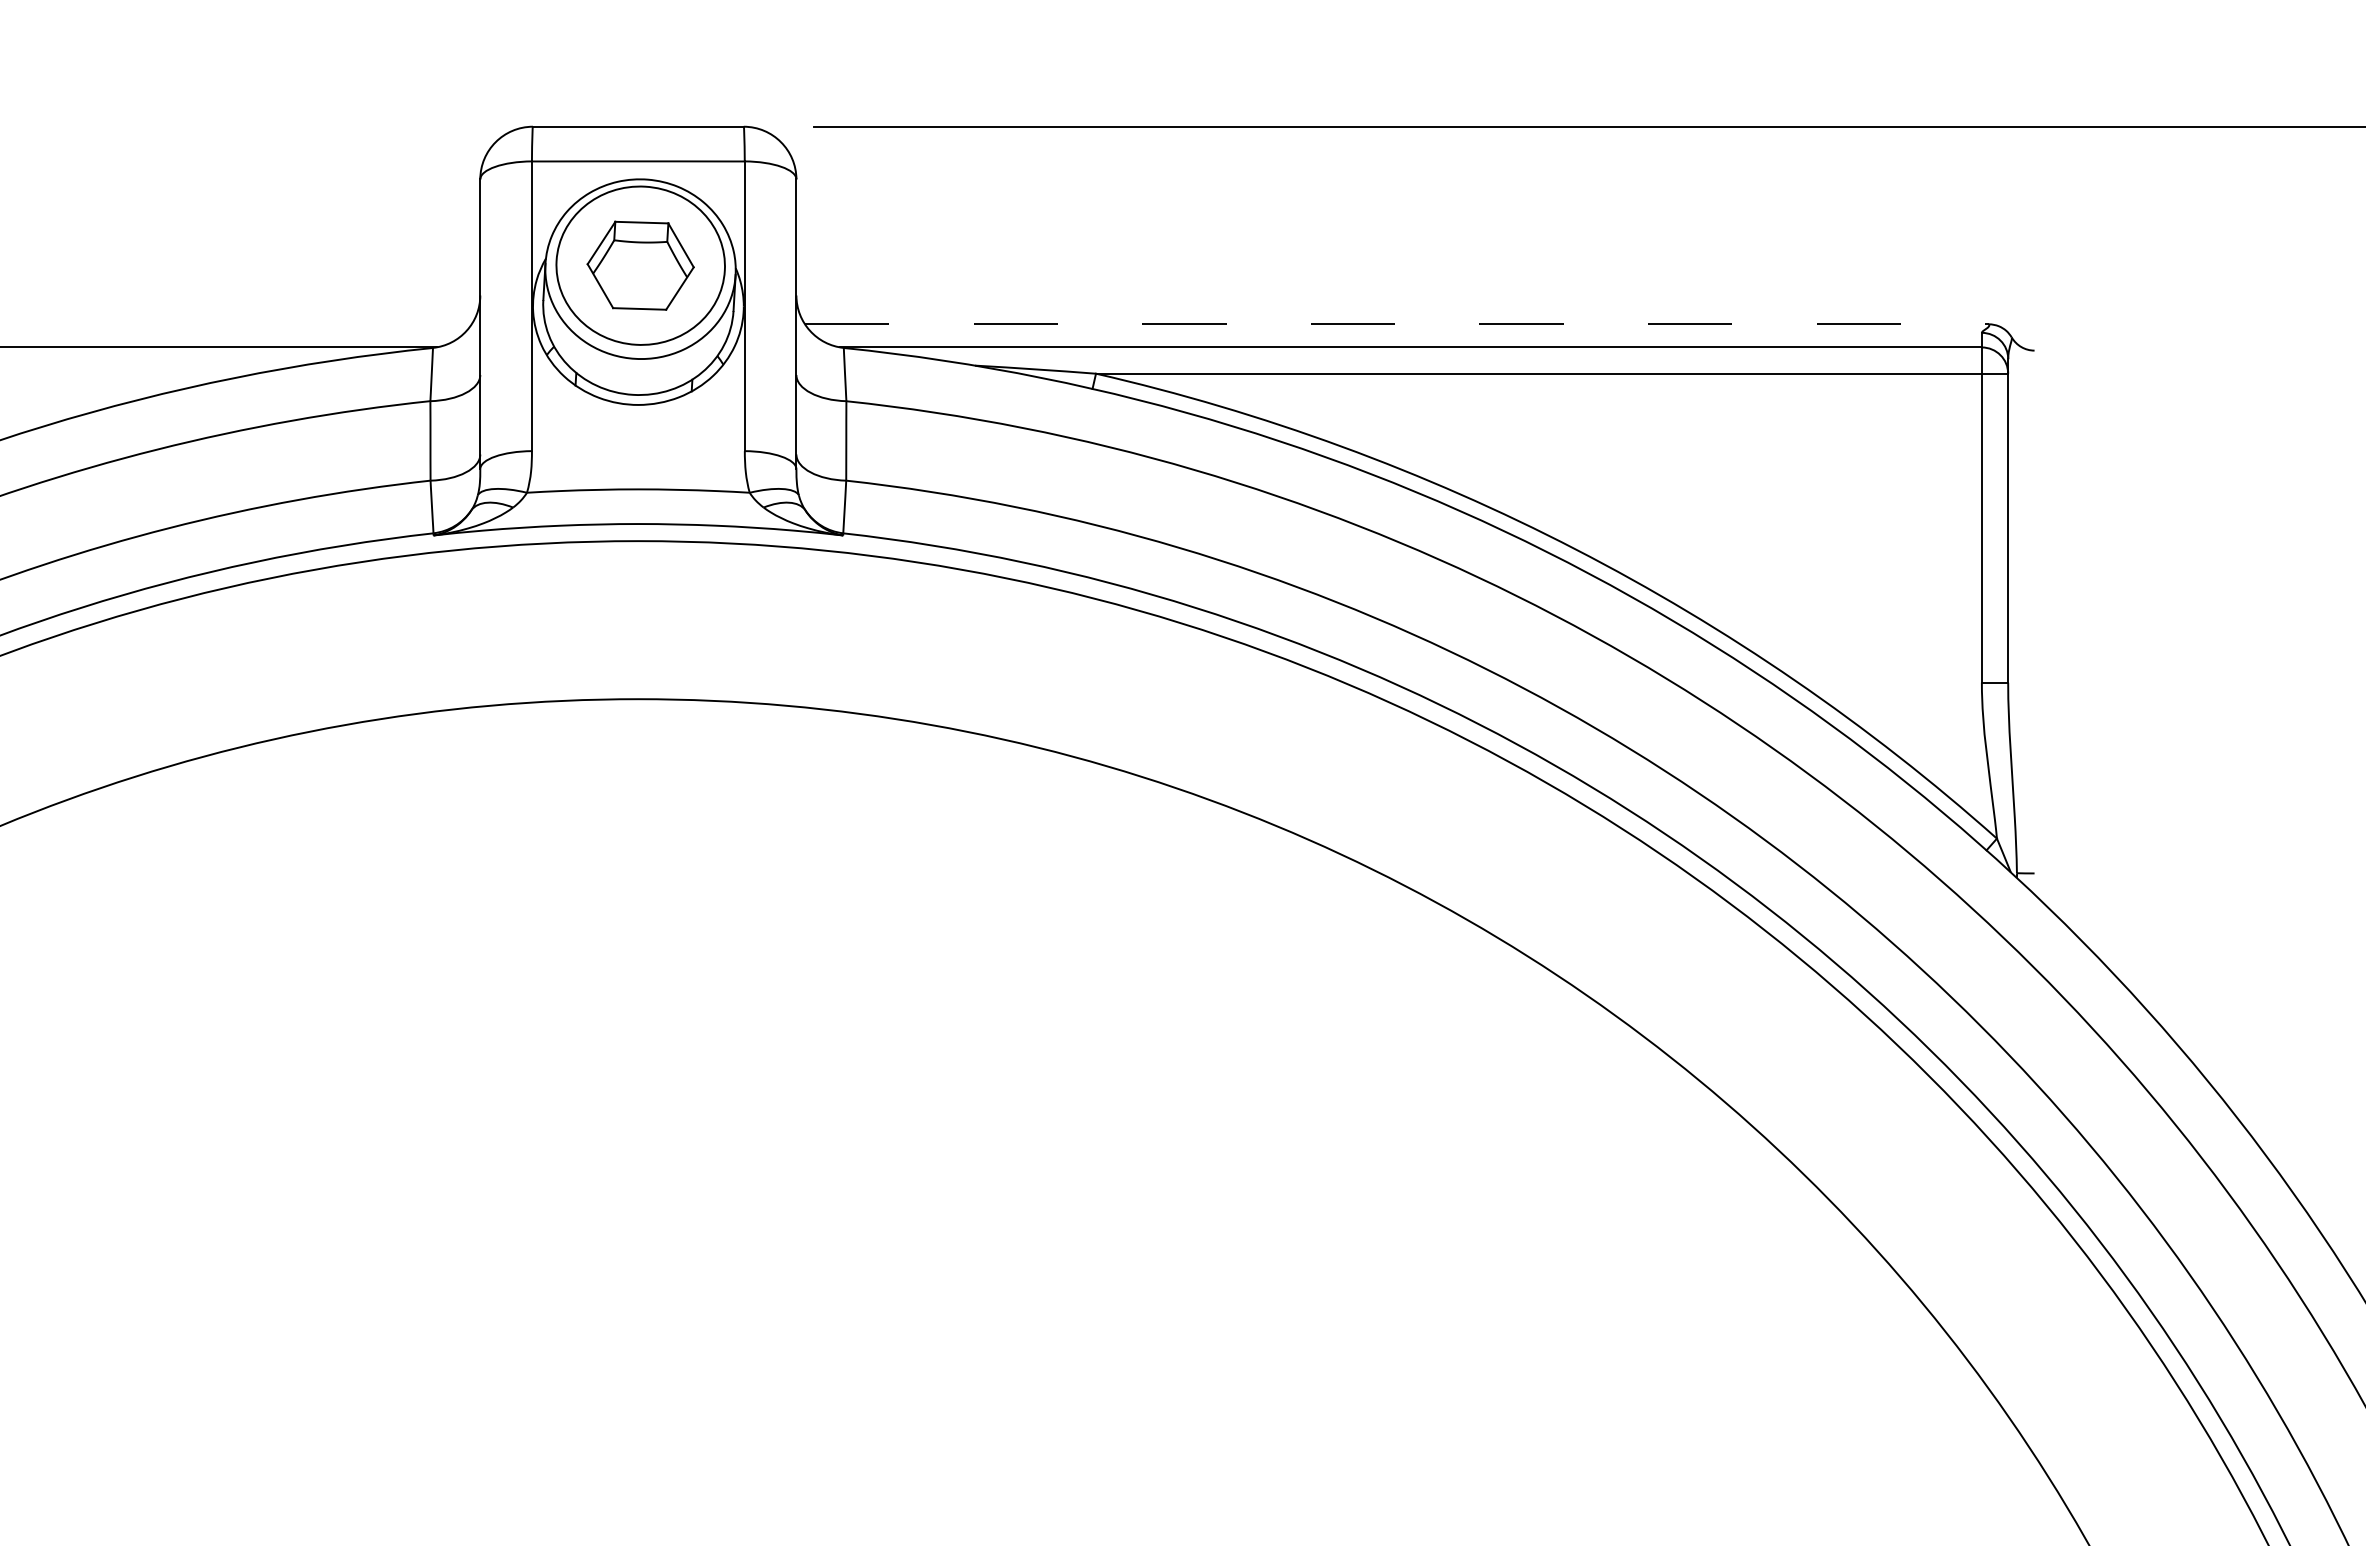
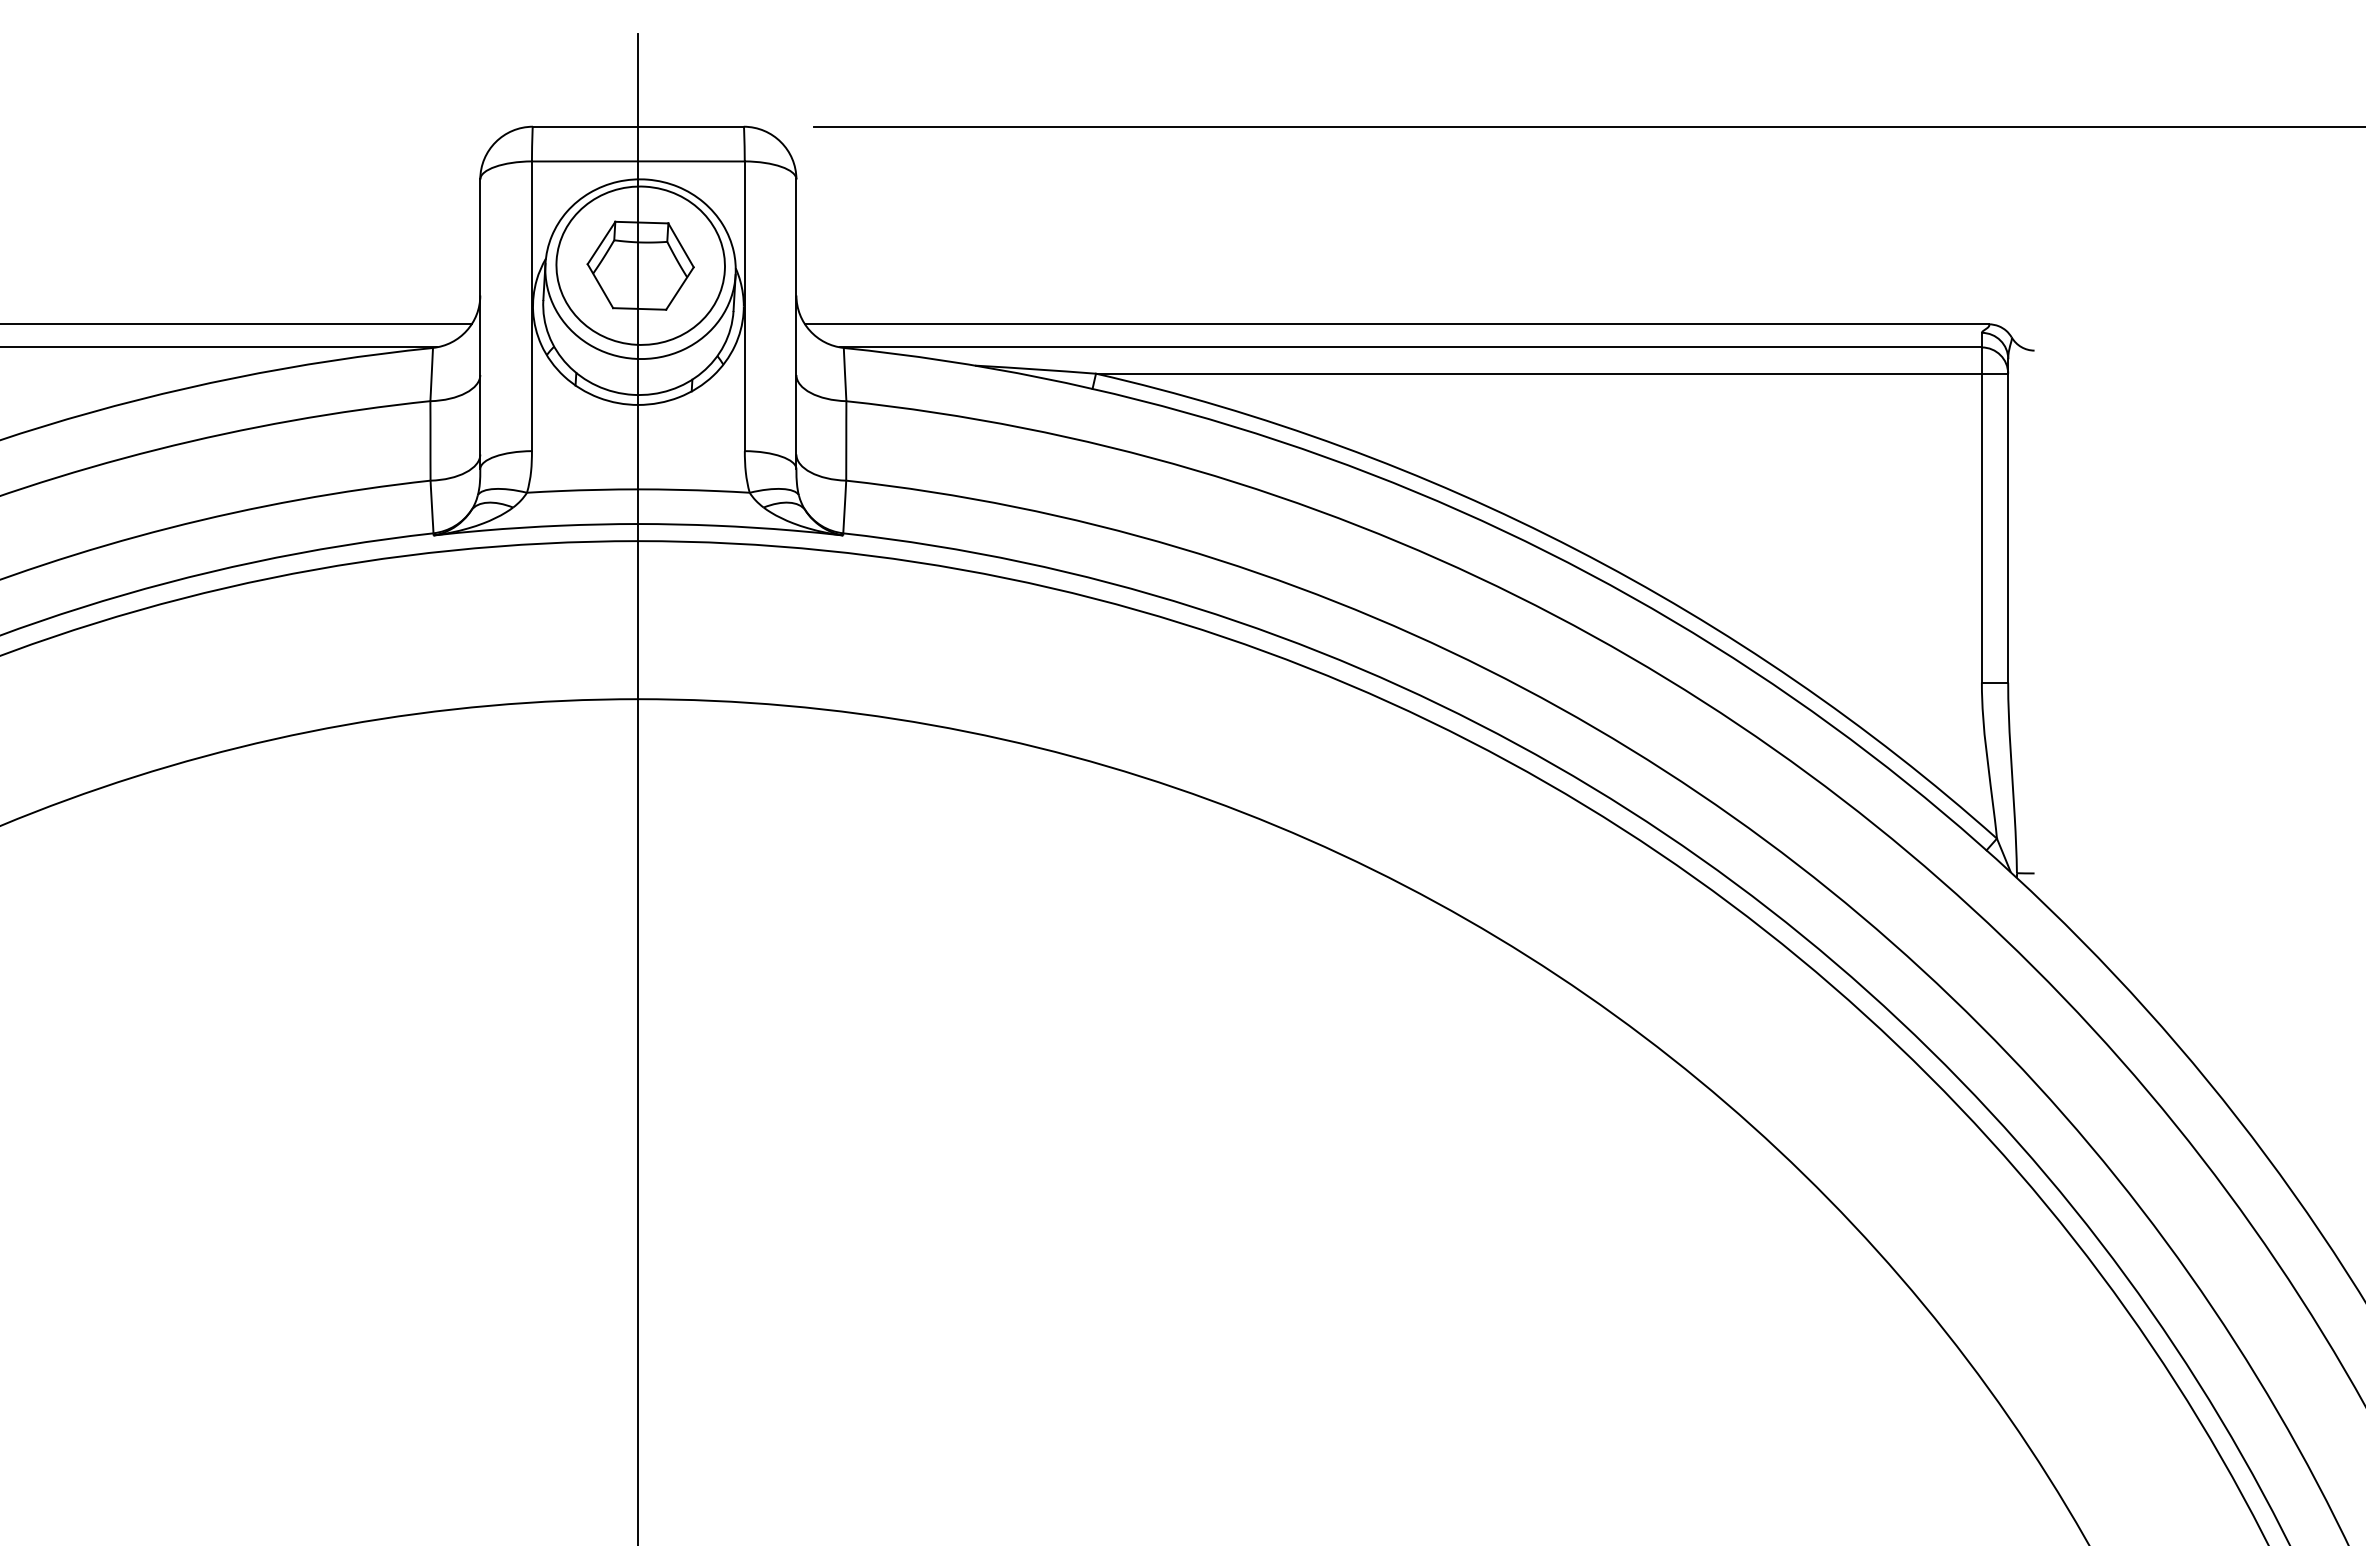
line: none -> present (236, 324)
line: dashed -> solid (1396, 324)
line: none -> present (638, 787)
